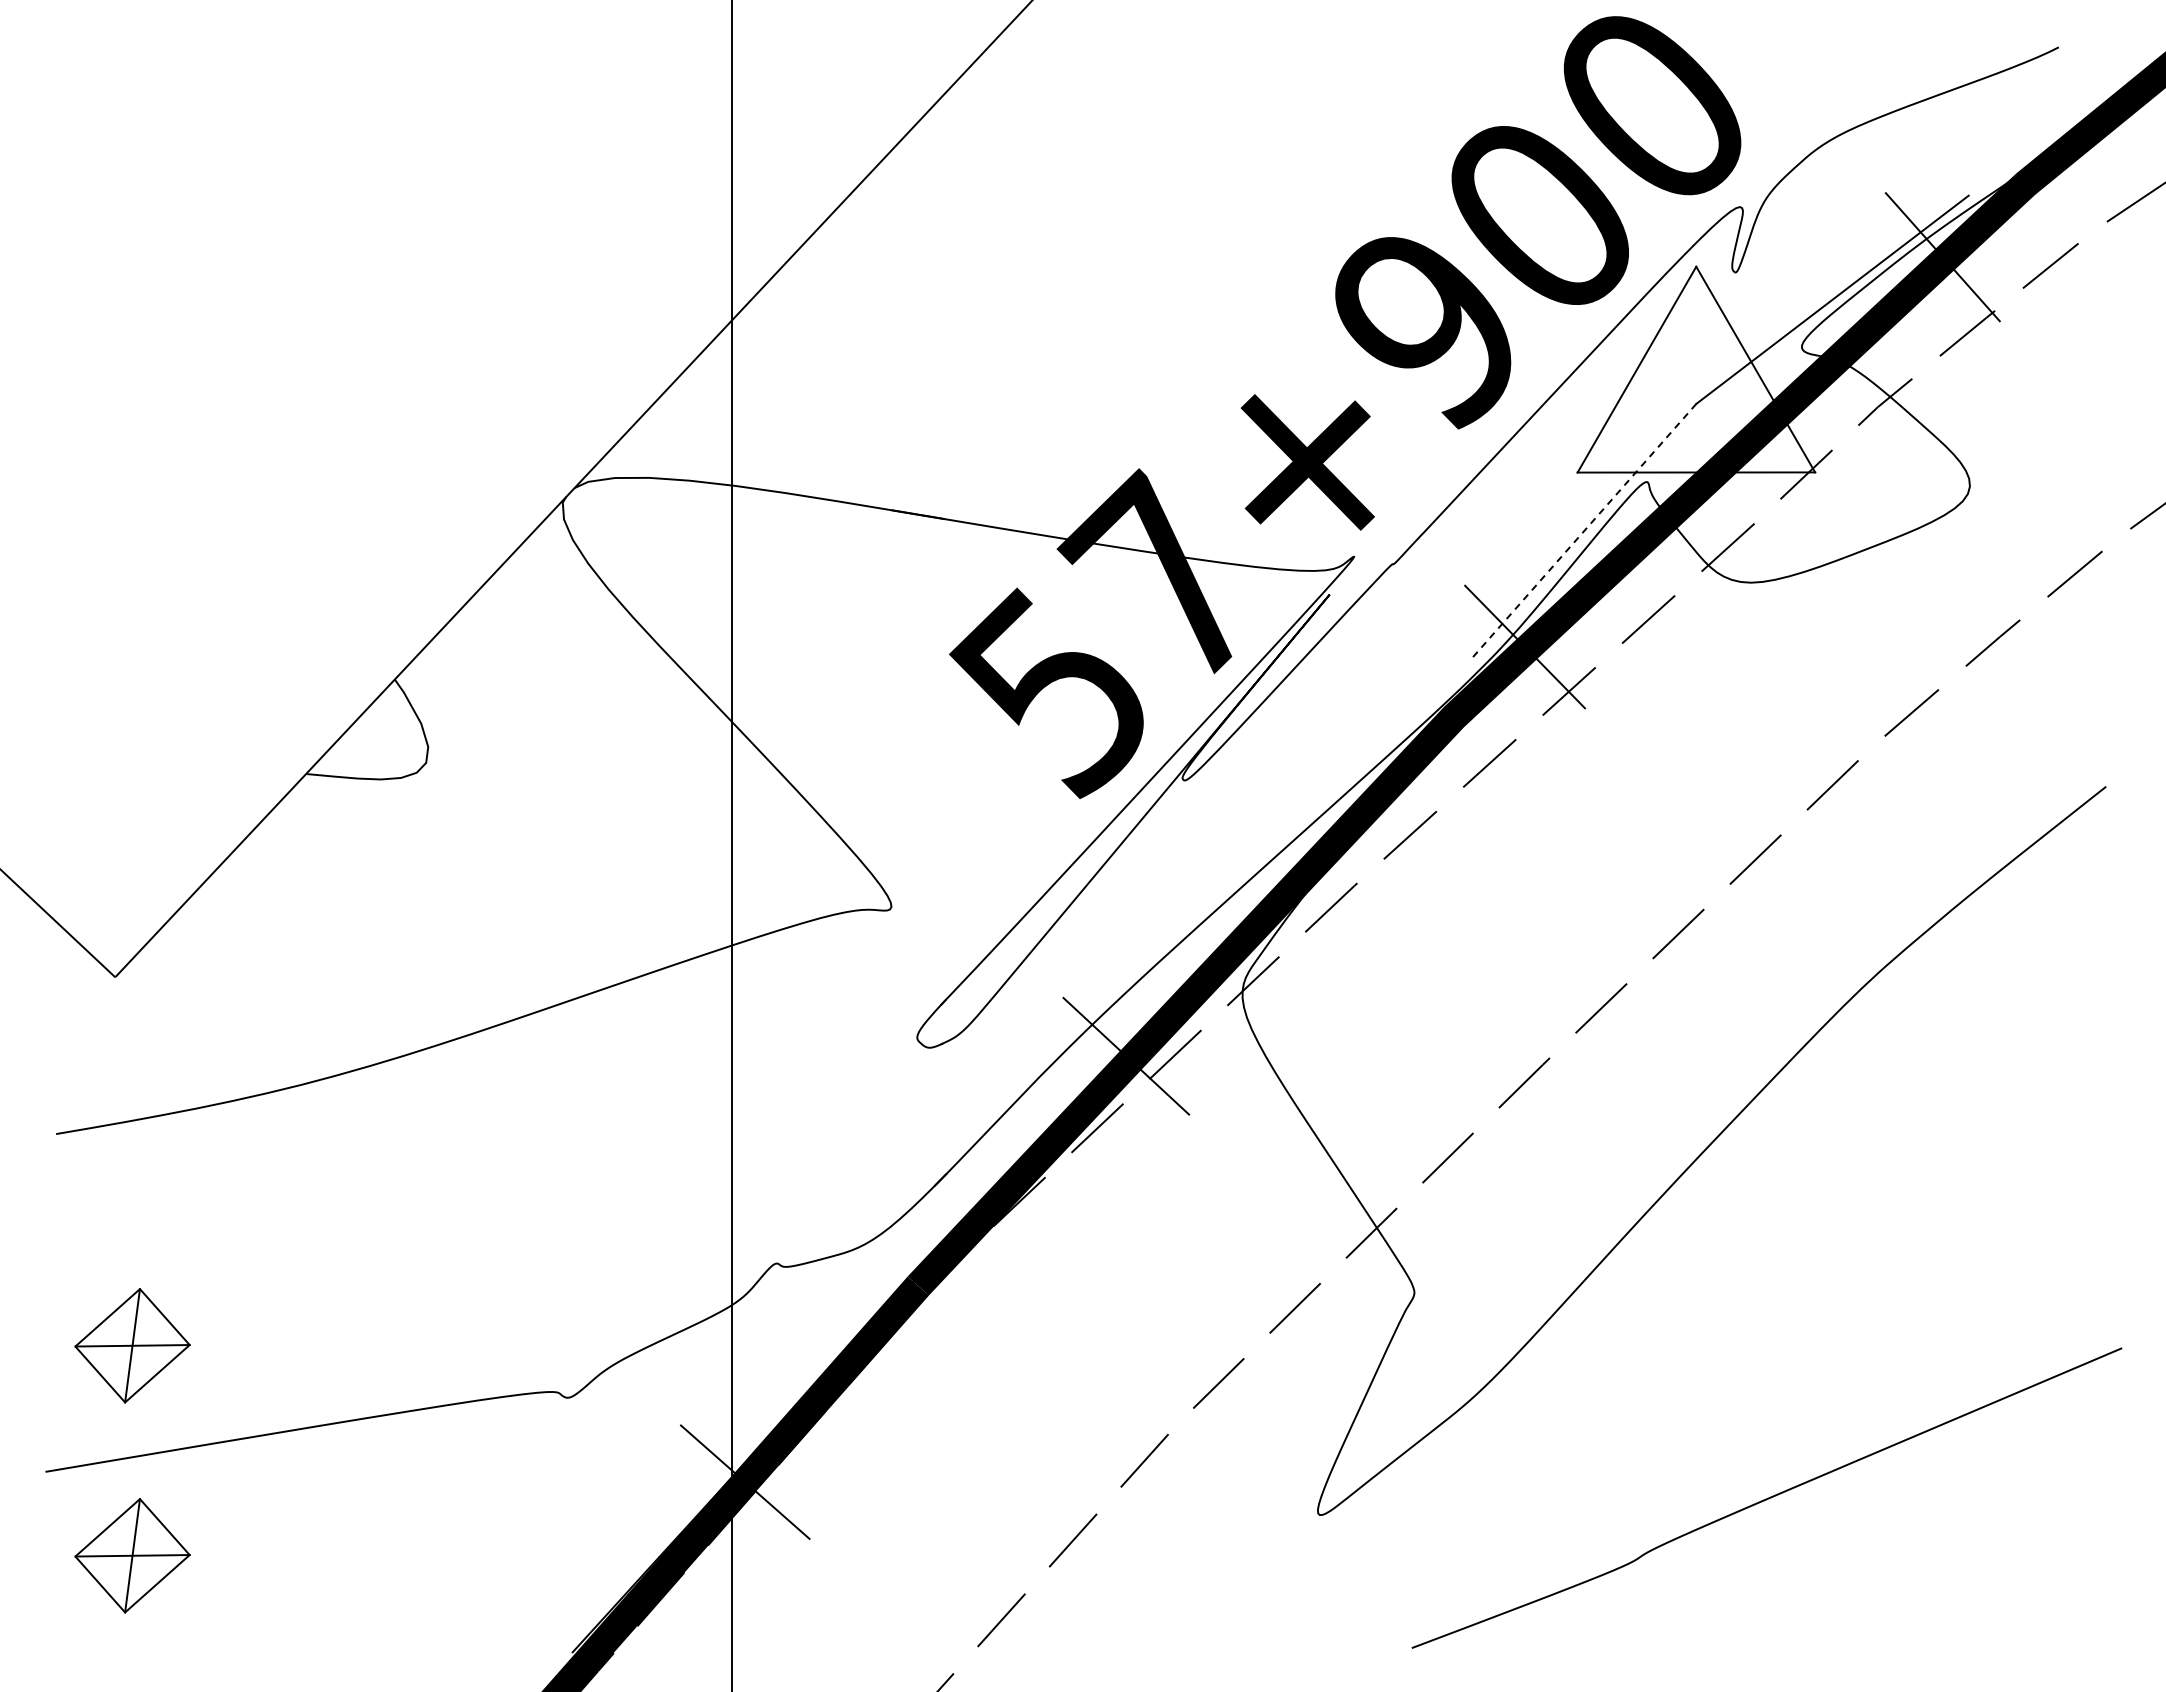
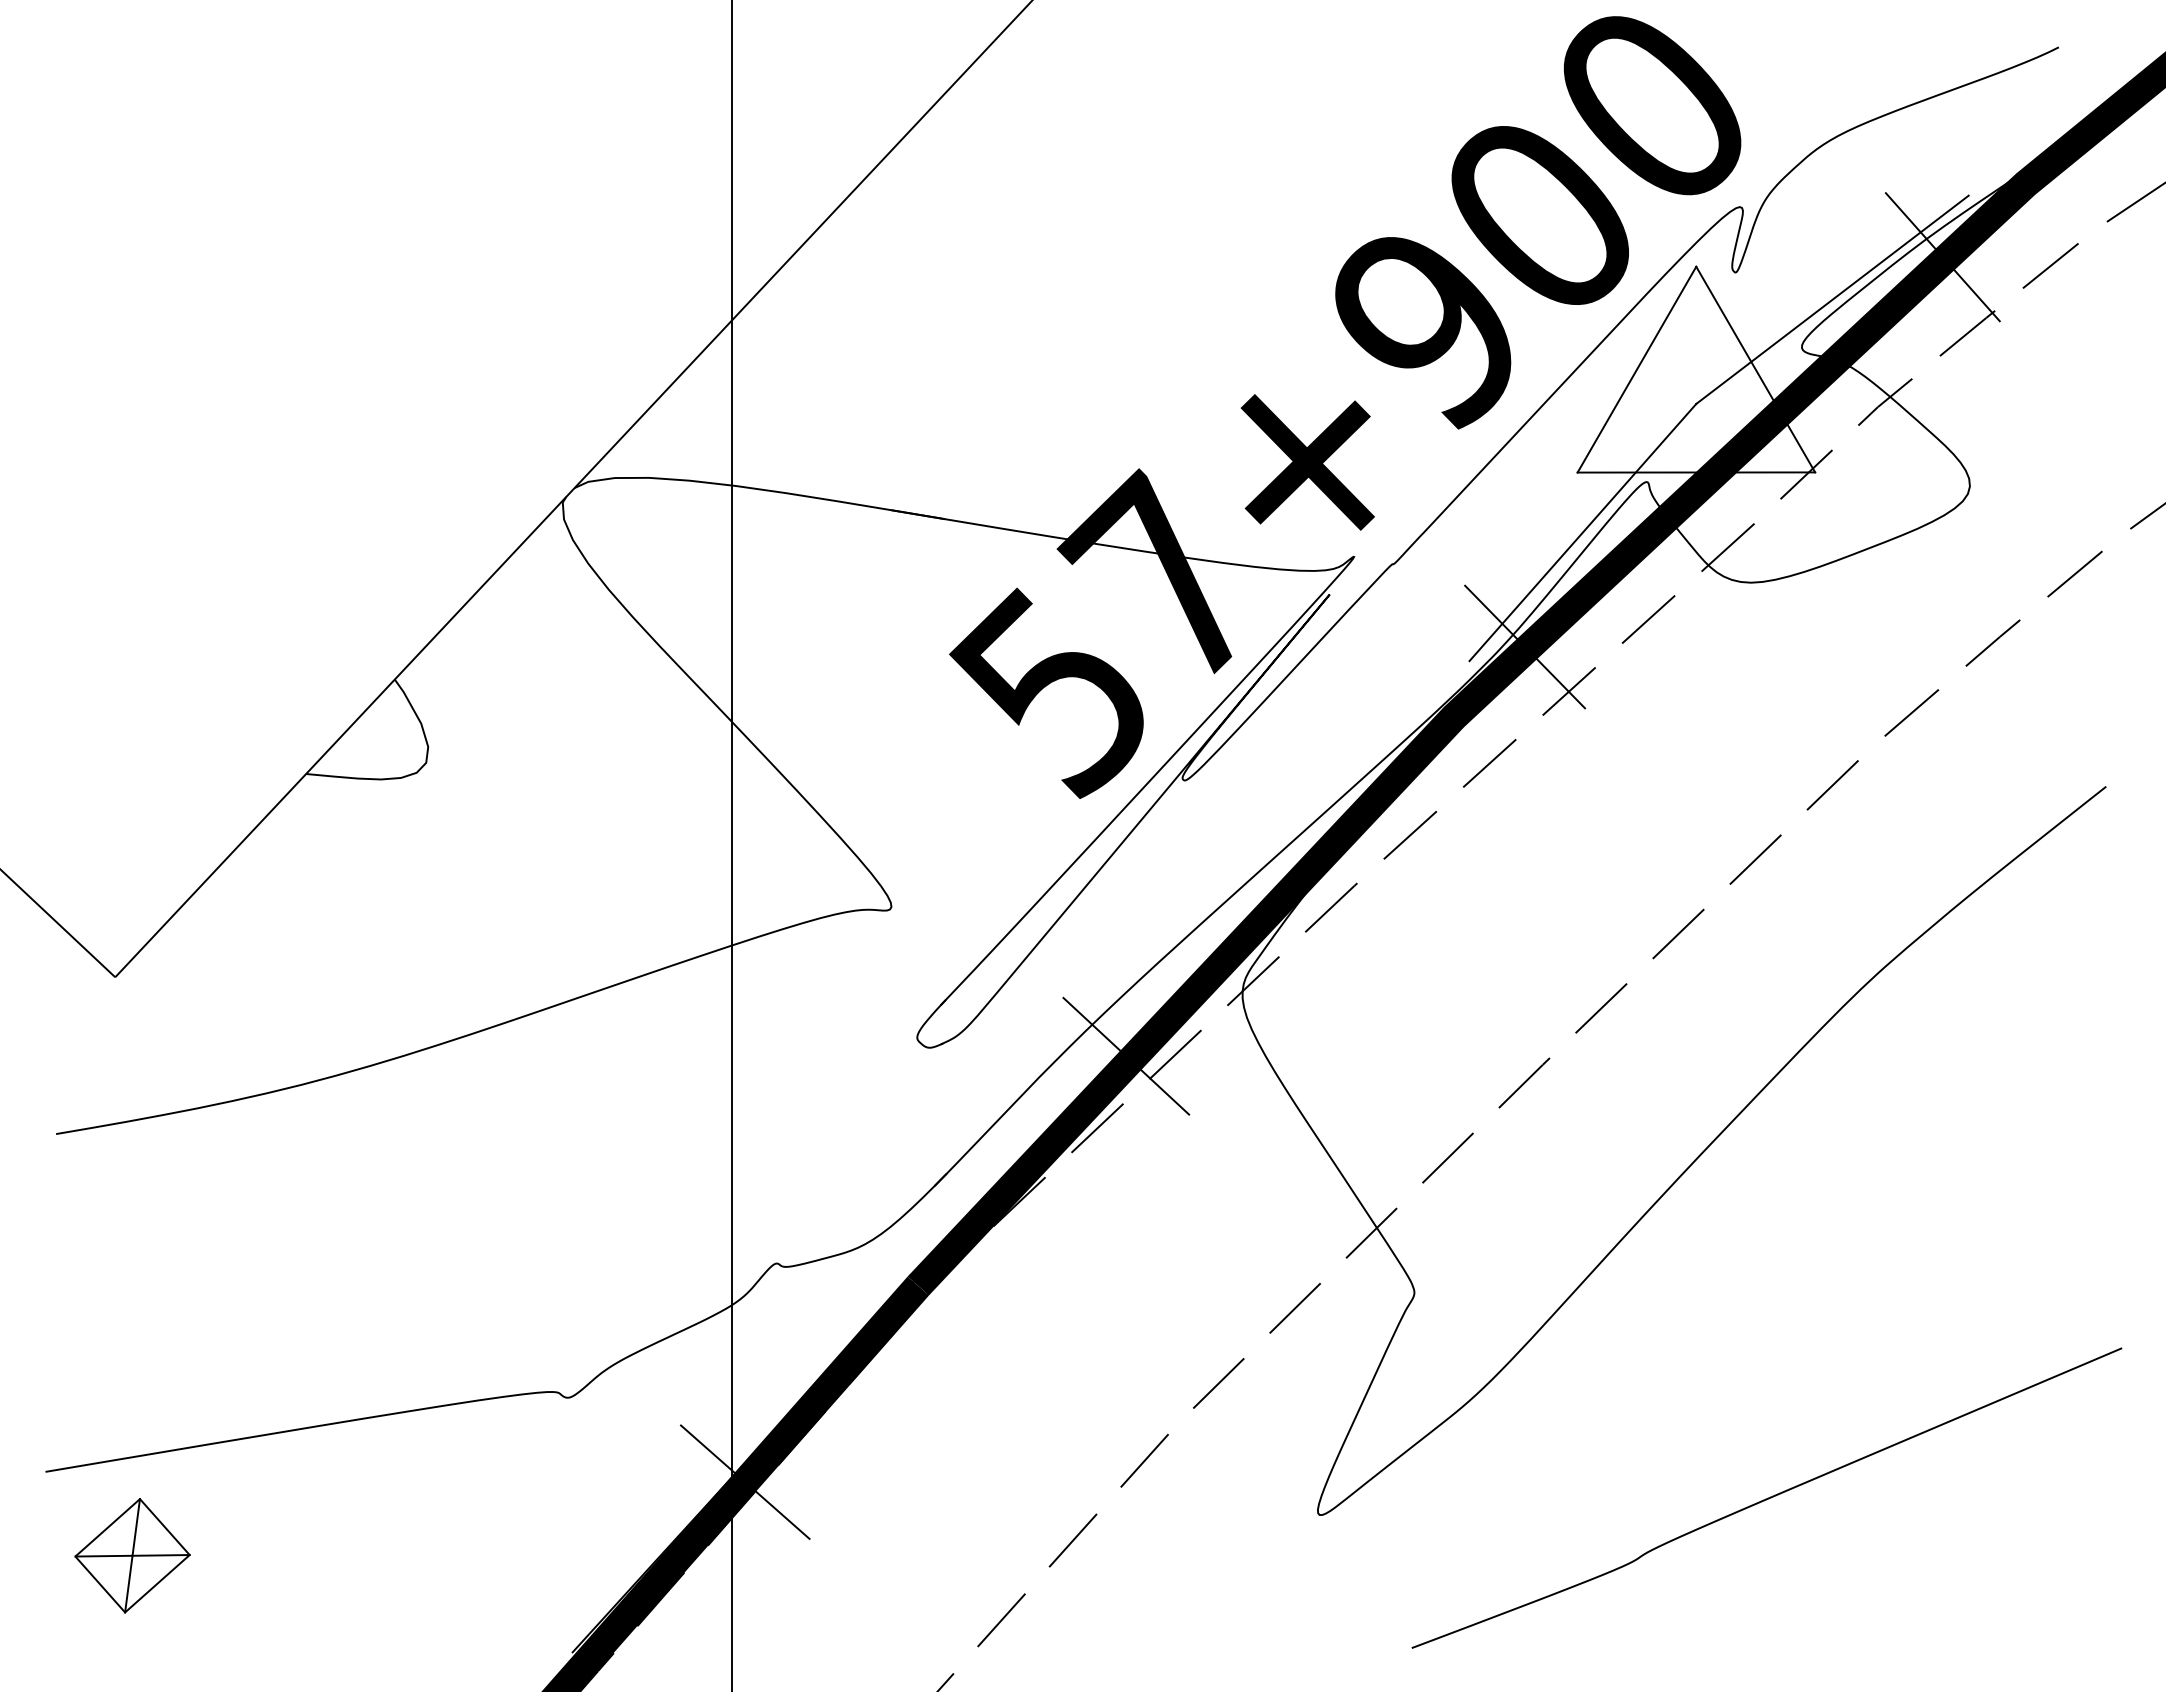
line: dashed -> solid (1582, 532)
part: present -> none (132, 1345)
